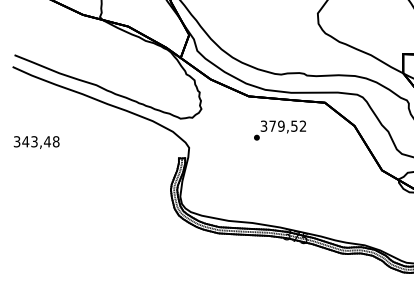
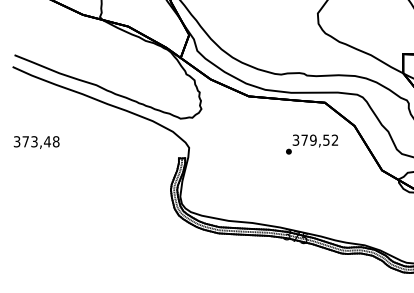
text position: (279, 130) -> (311, 144) (311, 144)
text: 343,48 -> 373,48 (25, 141)
